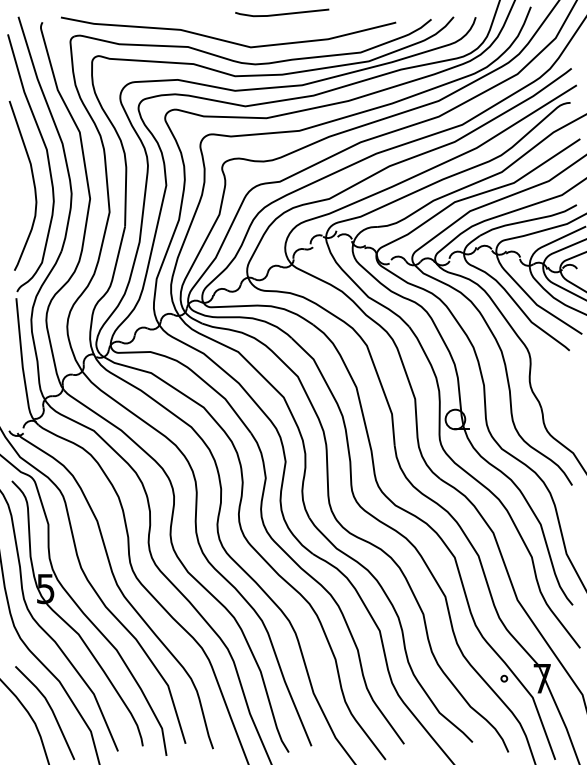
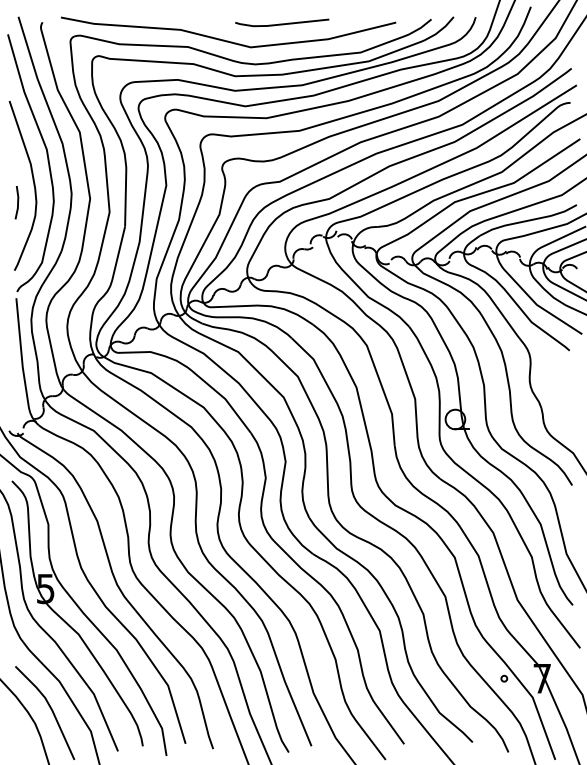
line position: (282, 13) -> (282, 23) (282, 23)
line: none -> present (17, 202)
